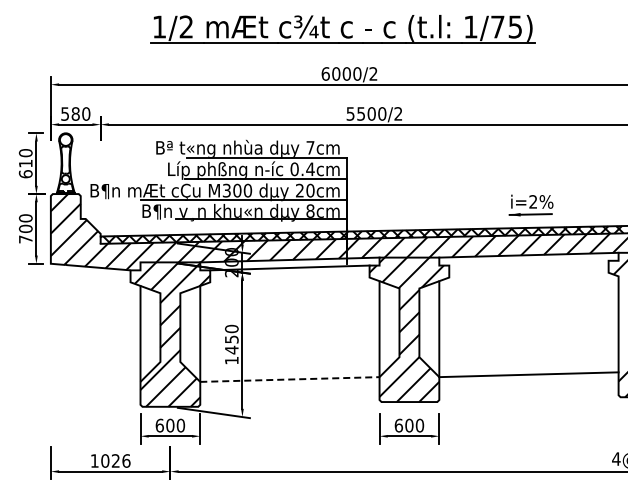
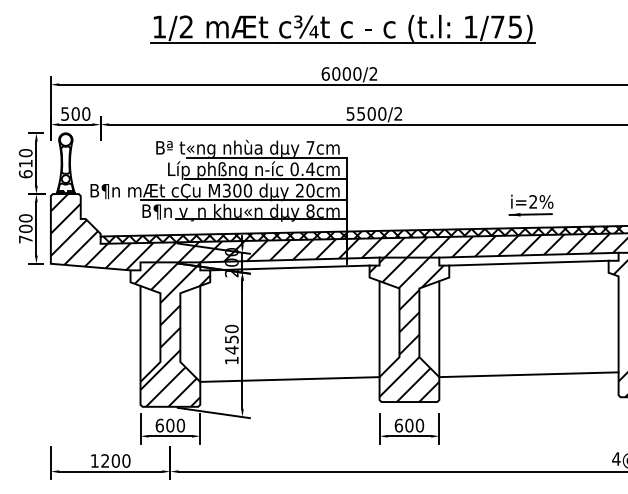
text: 580 -> 500 (75, 113)
line: none -> present (528, 262)
line: dashed -> solid (289, 379)
text: 1026 -> 1200 (115, 460)
